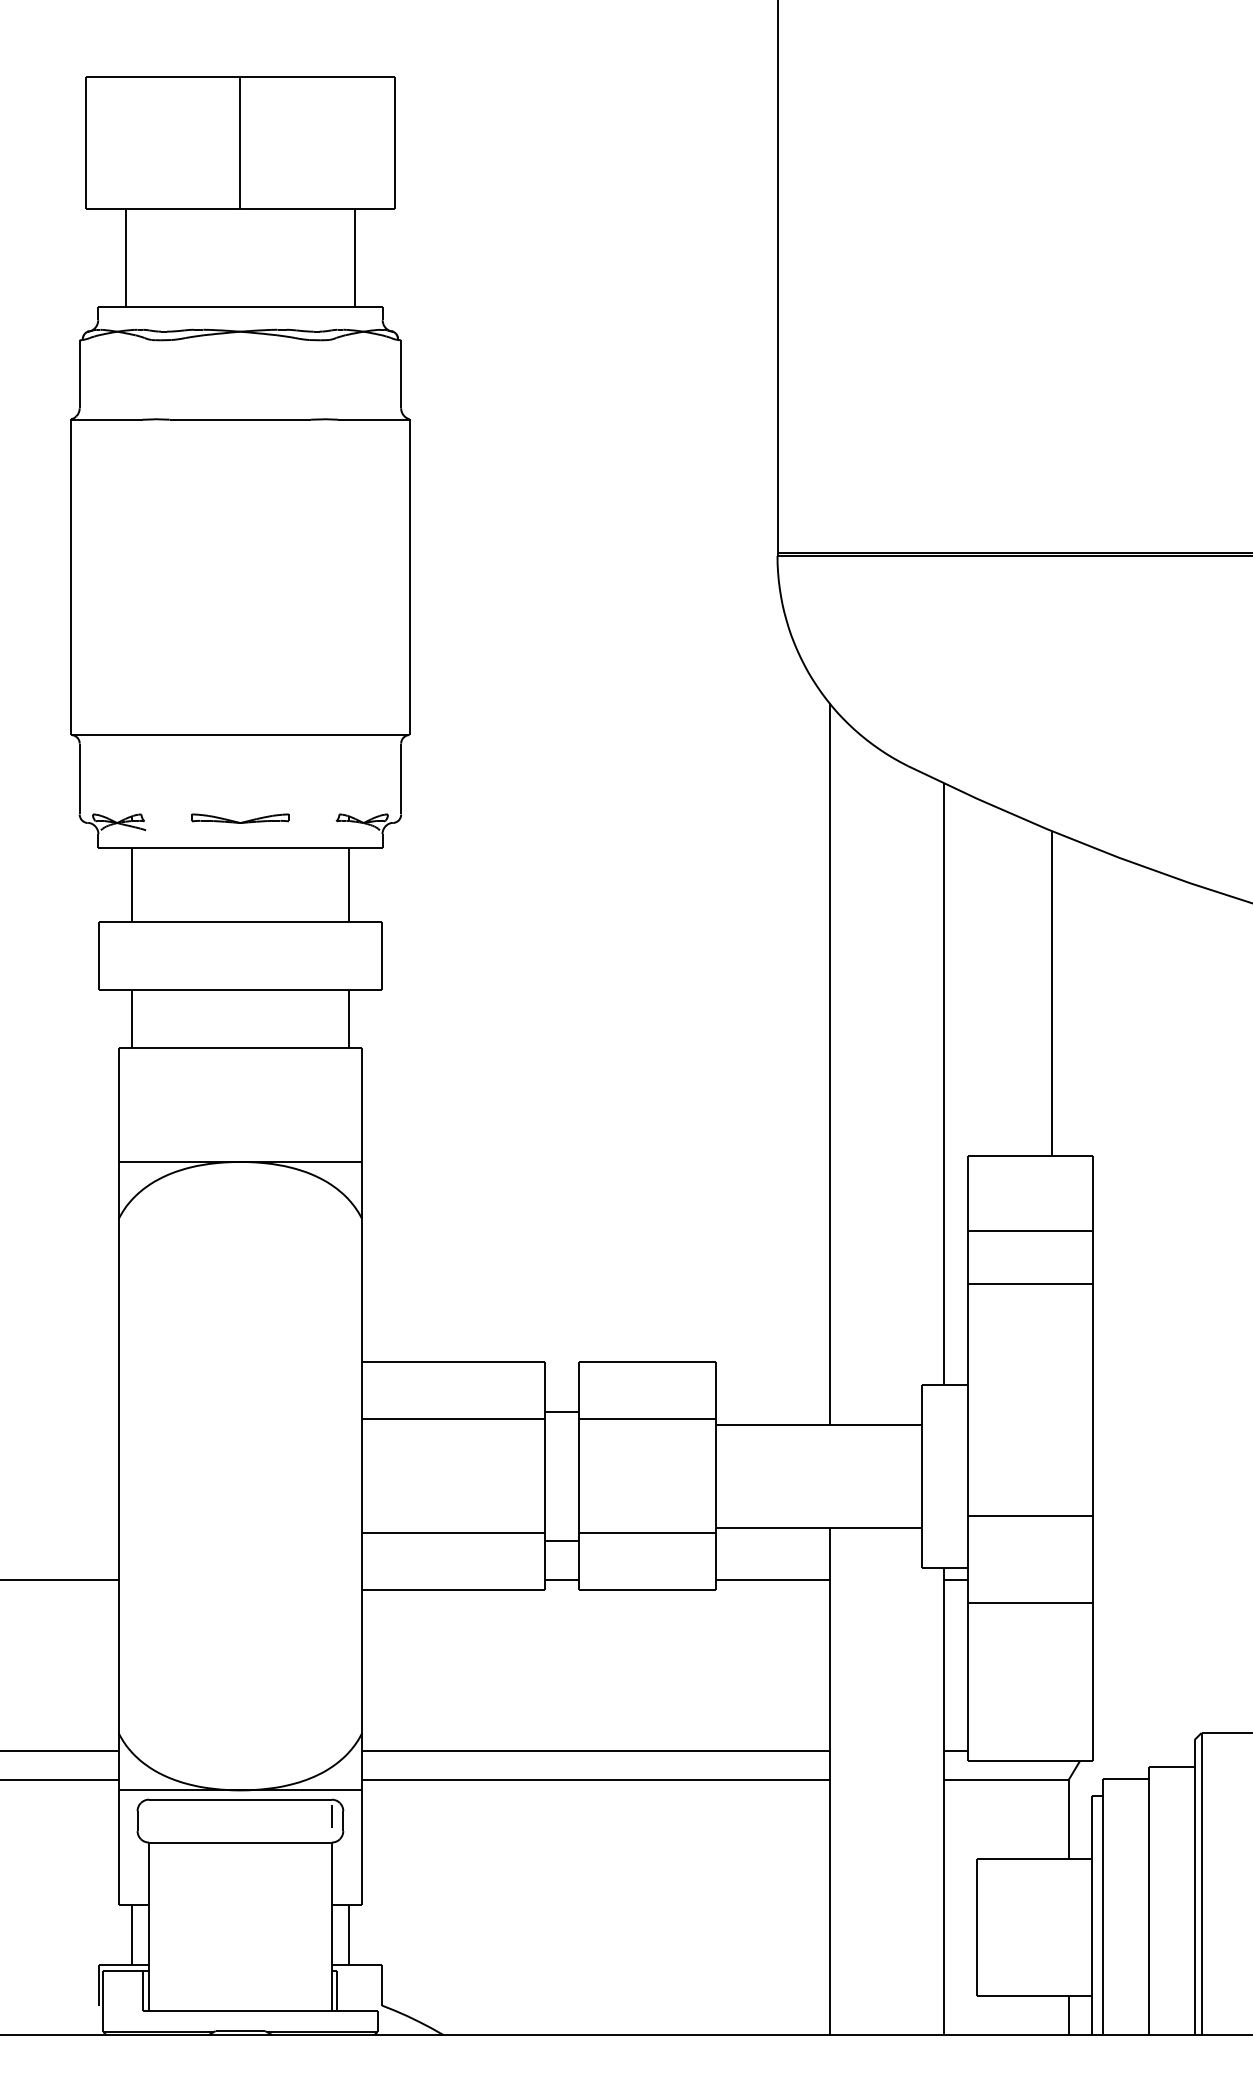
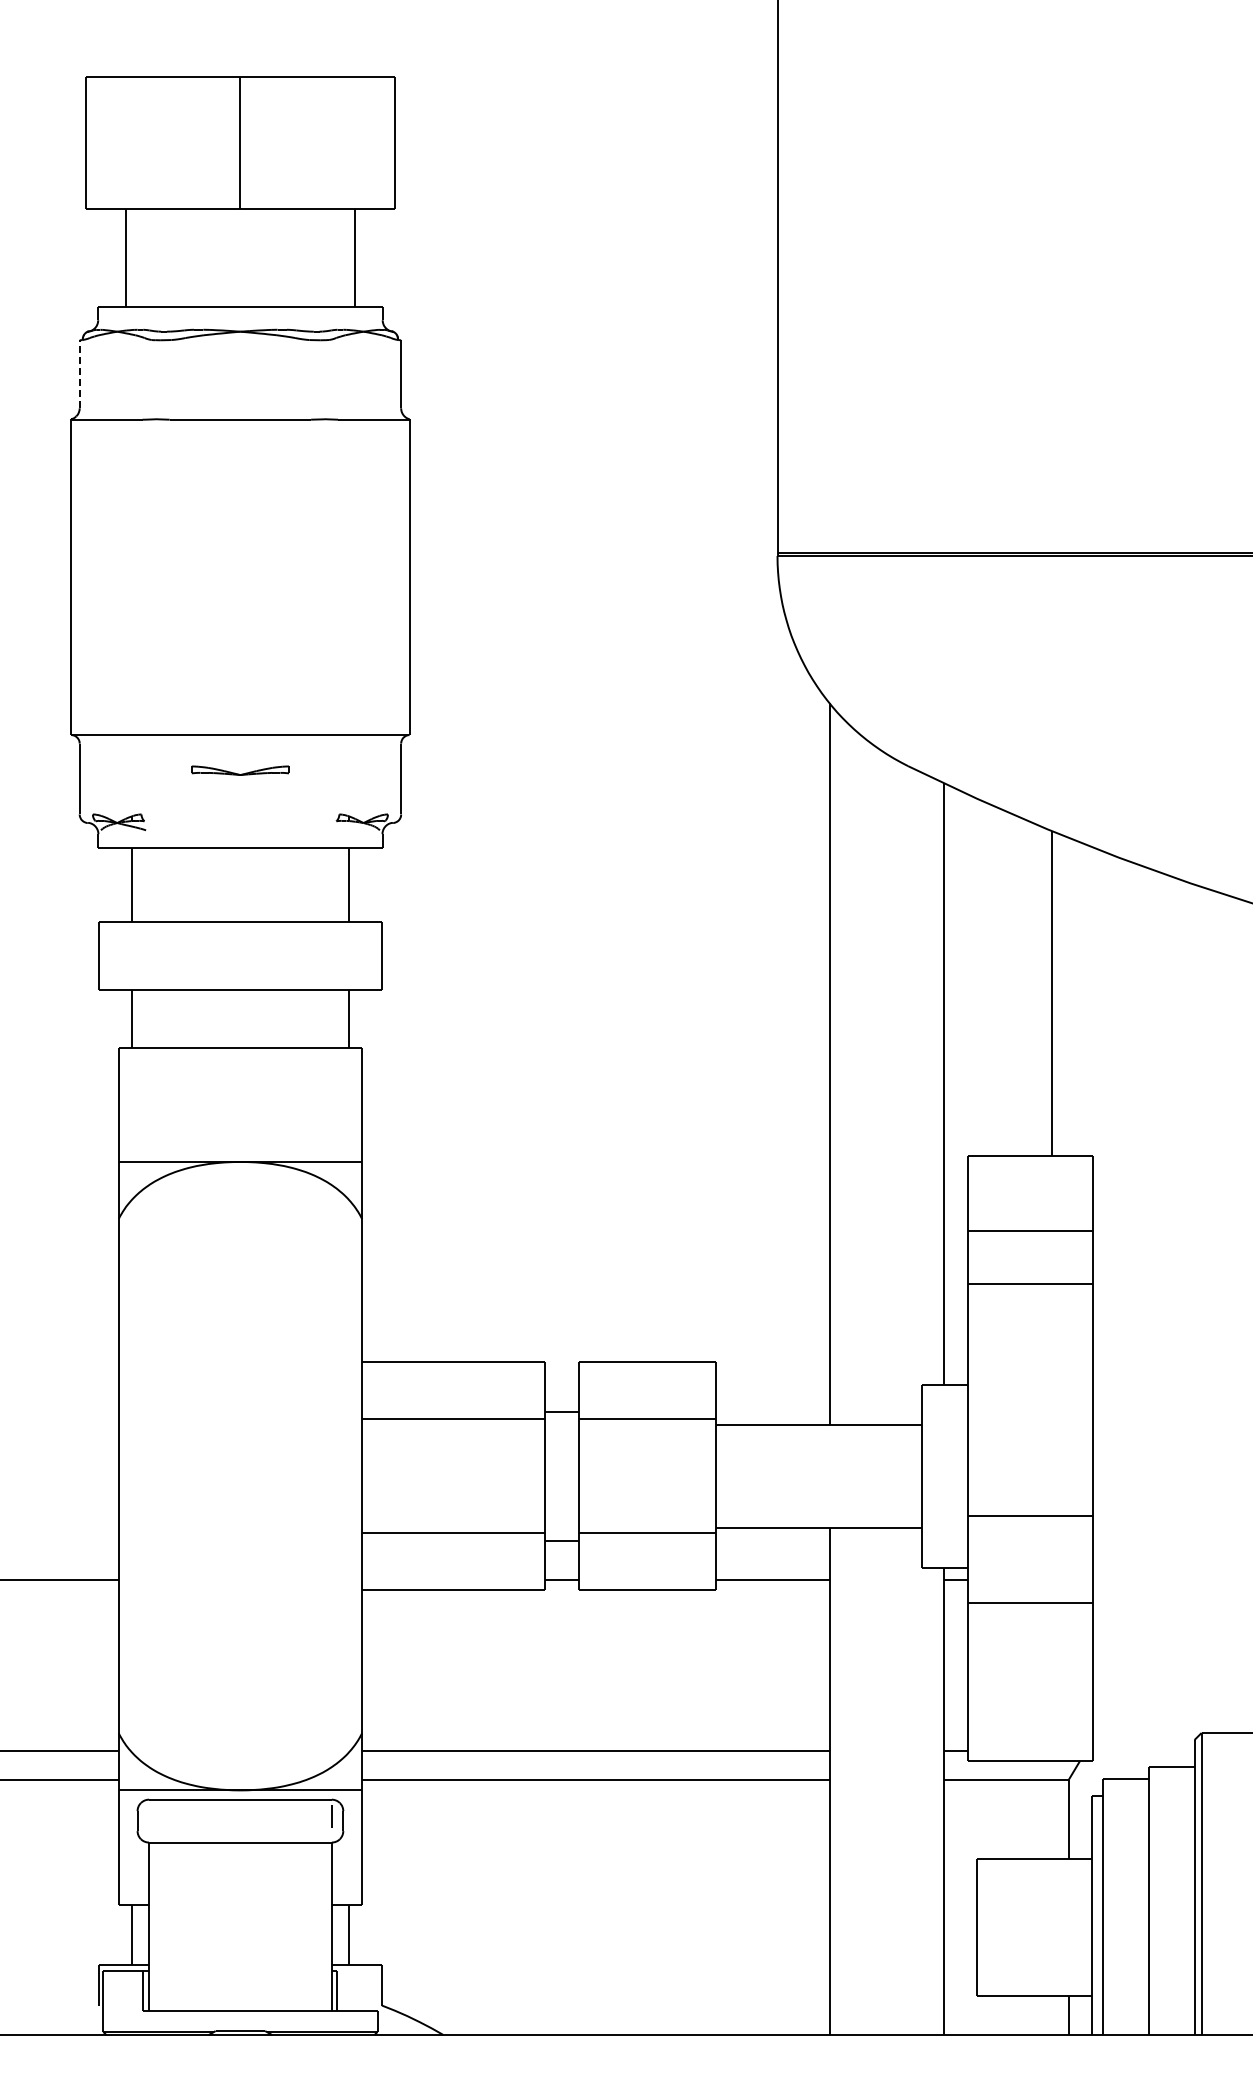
line: solid -> dashed (79, 373)
part position: (240, 818) -> (240, 770) (240, 770)
